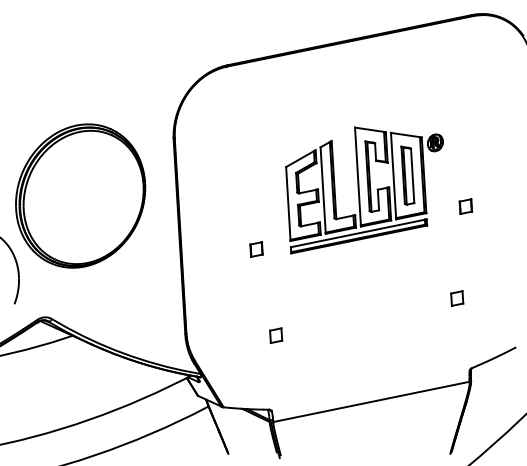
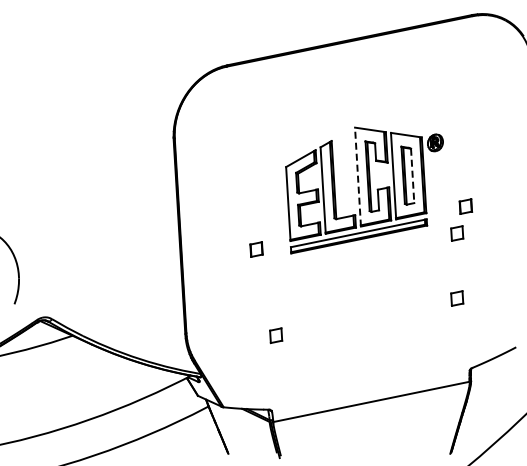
line: solid -> dashed (412, 176)
line: solid -> dashed (358, 177)
part: present -> none (80, 195)
part: none -> present (457, 233)
